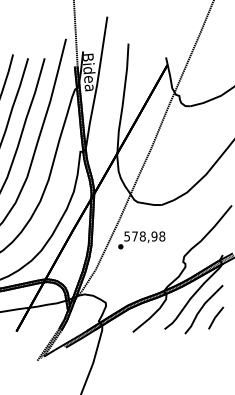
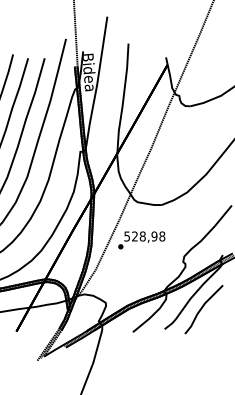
text: 578,98 -> 528,98 (134, 236)
line: present -> none (216, 317)
